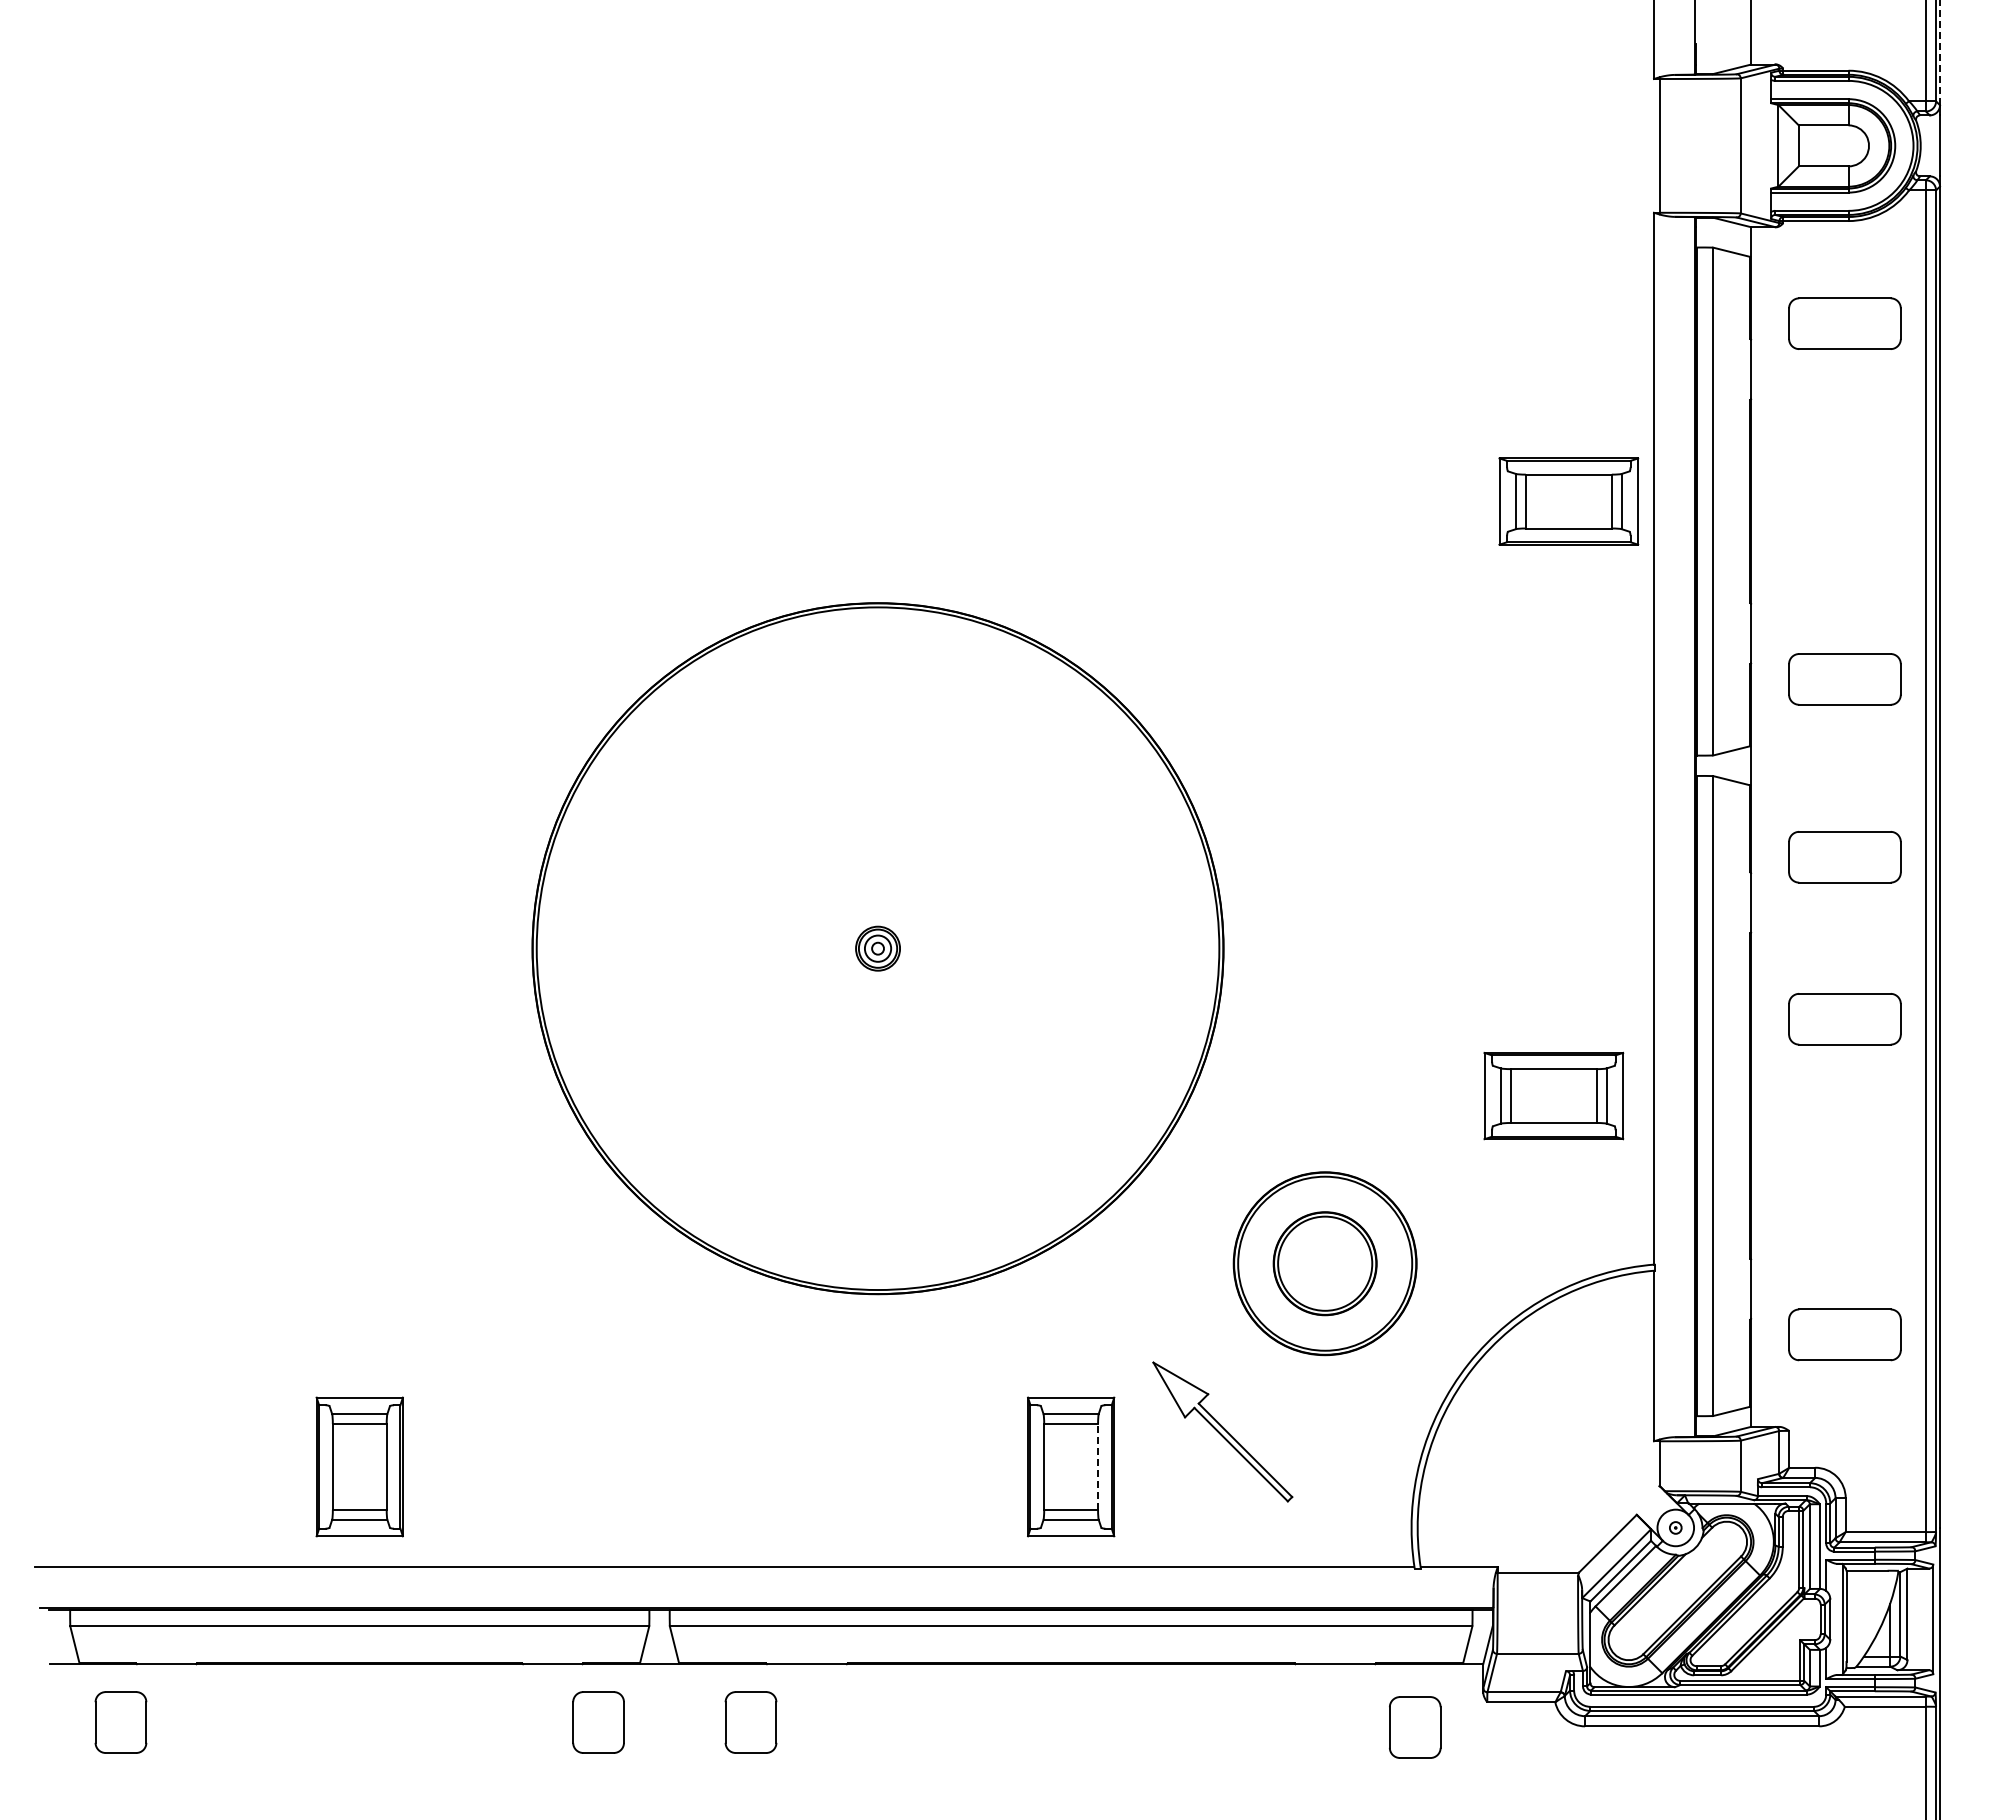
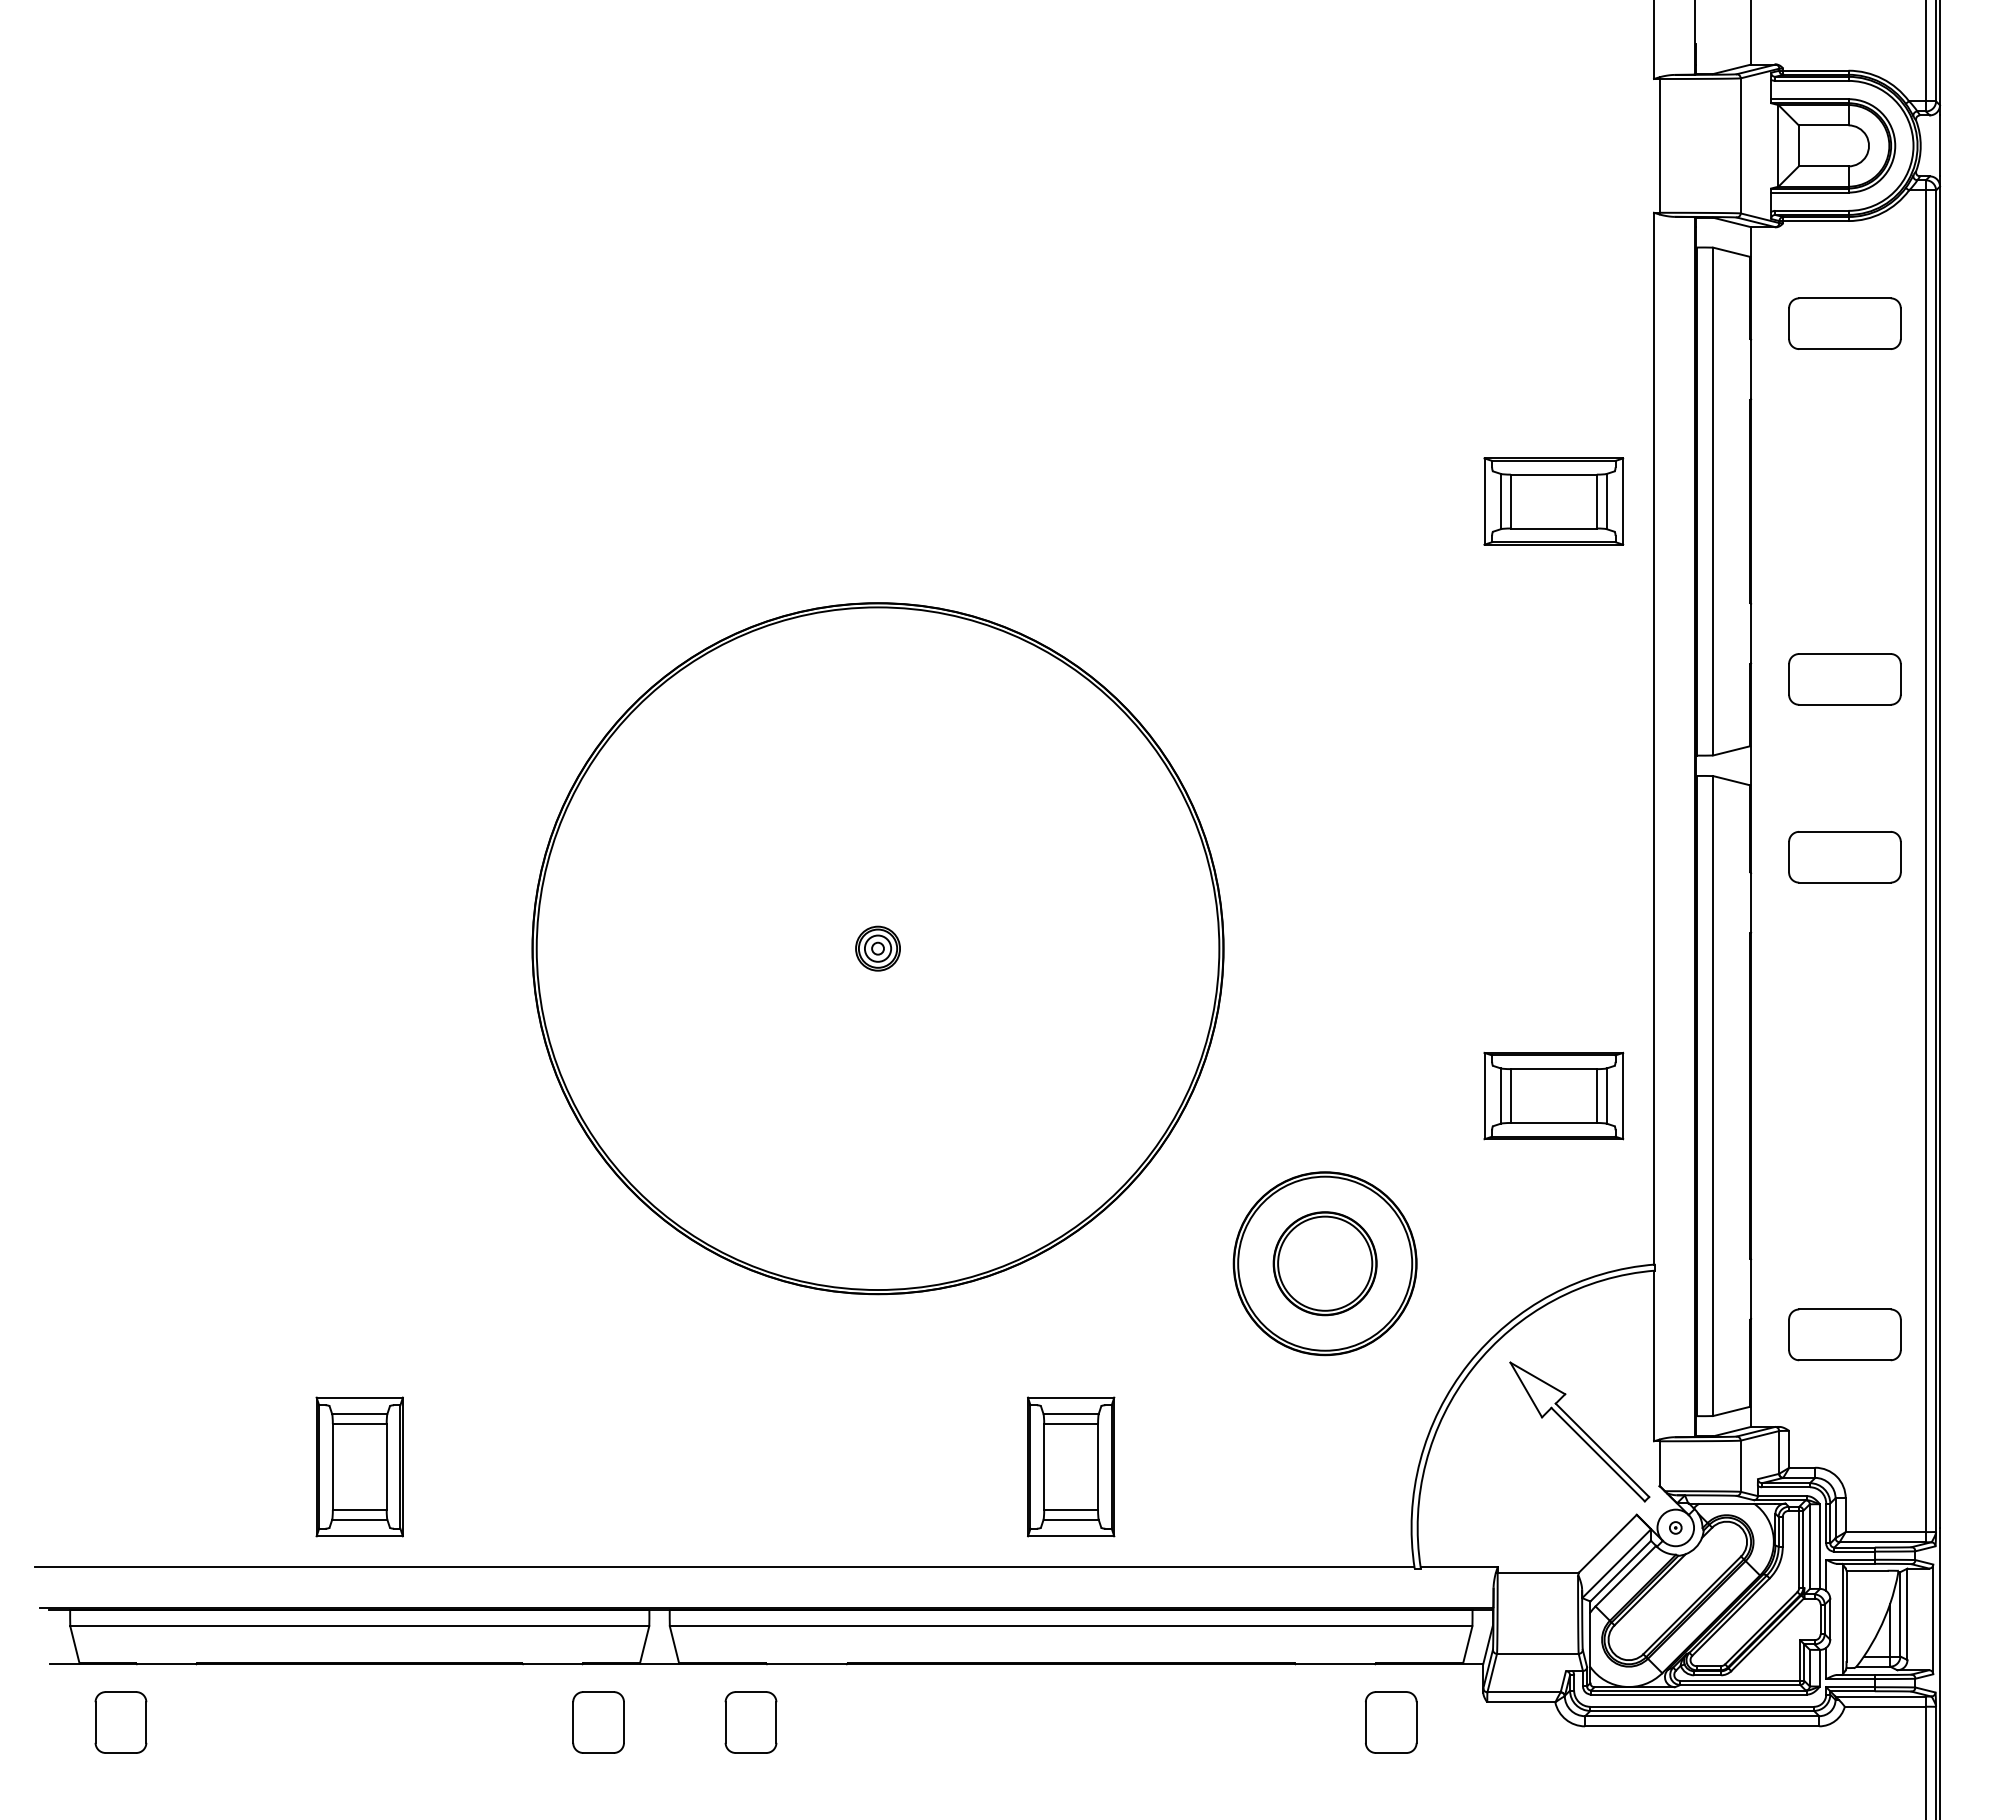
line: dashed -> solid (1940, 52)
part position: (1568, 501) -> (1553, 501) (1553, 501)
part: present -> none (1844, 1019)
part position: (1222, 1431) -> (1579, 1431) (1579, 1431)
line: dashed -> solid (1098, 1466)
part position: (1415, 1727) -> (1391, 1722) (1391, 1722)
